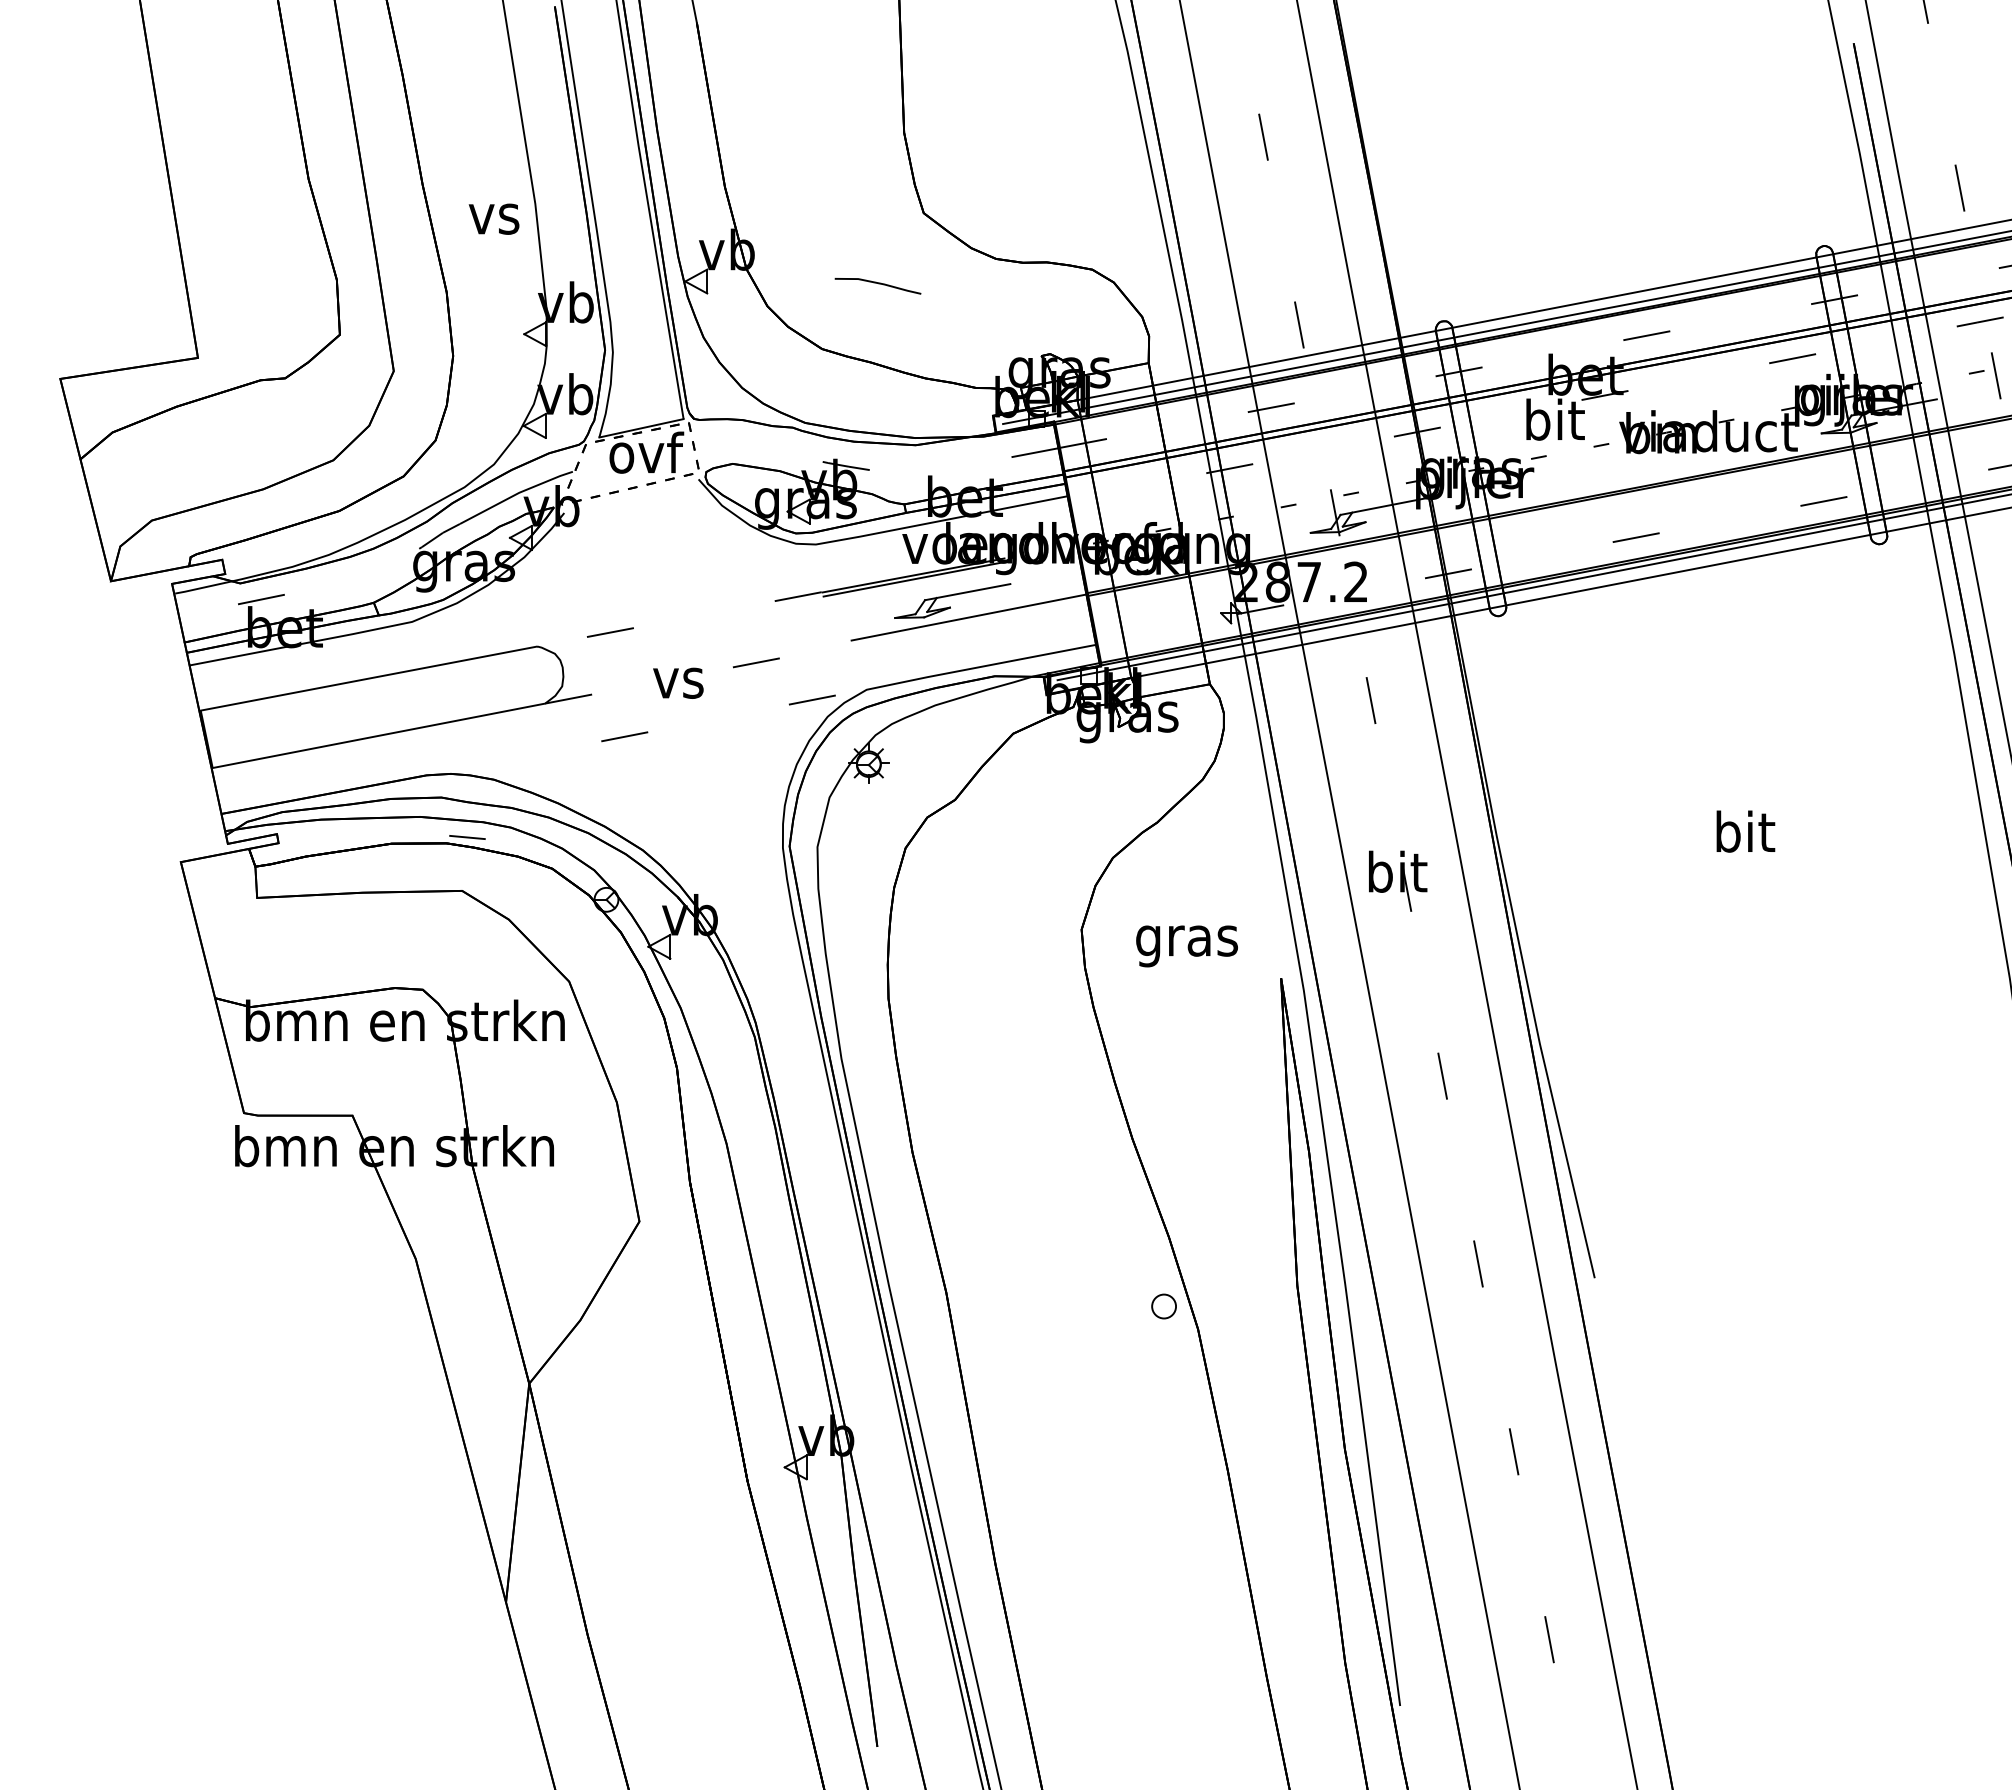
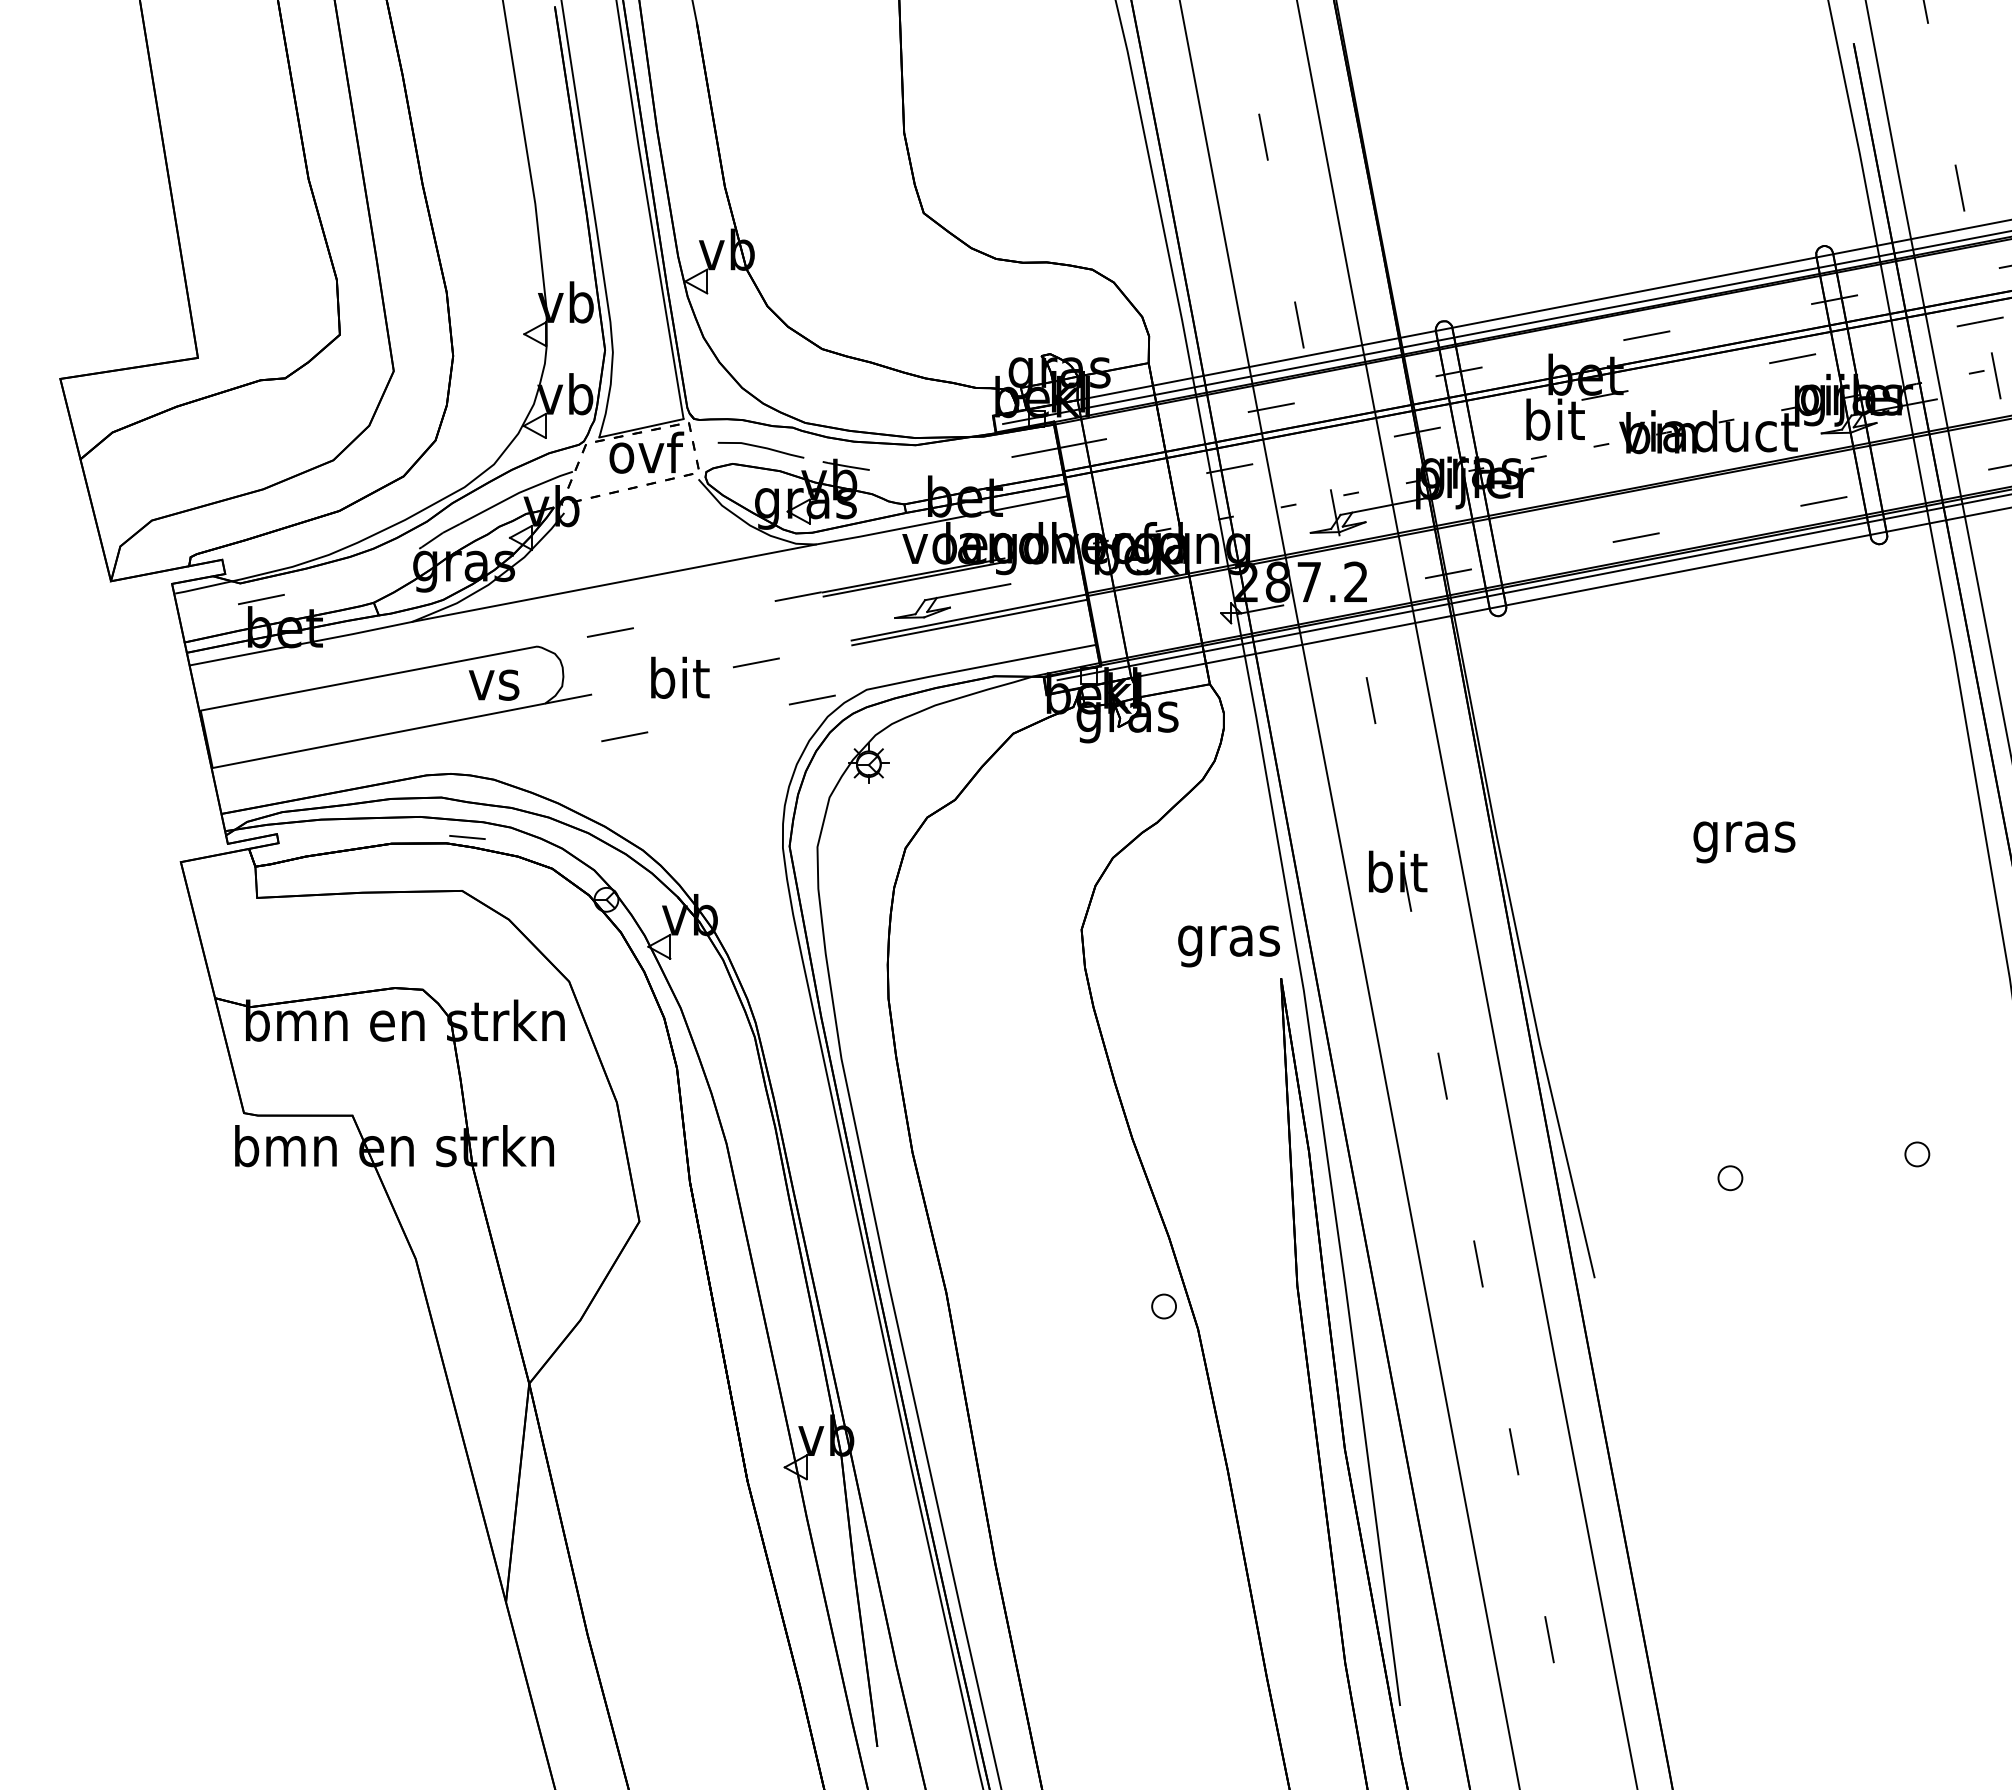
text position: (493, 218) -> (493, 684) (493, 684)
line position: (878, 284) -> (761, 448) (761, 448)
line: none -> present (613, 582)
line: none -> present (969, 622)
text: vs -> bit (680, 677)
text: bit -> gras (1744, 836)
text position: (1186, 946) -> (1228, 946) (1228, 946)
part: none -> present (1917, 1154)
part: none -> present (1730, 1178)
